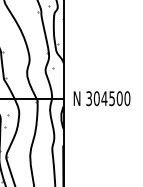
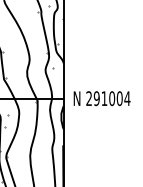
text: 304500 -> 291004 (108, 98)
